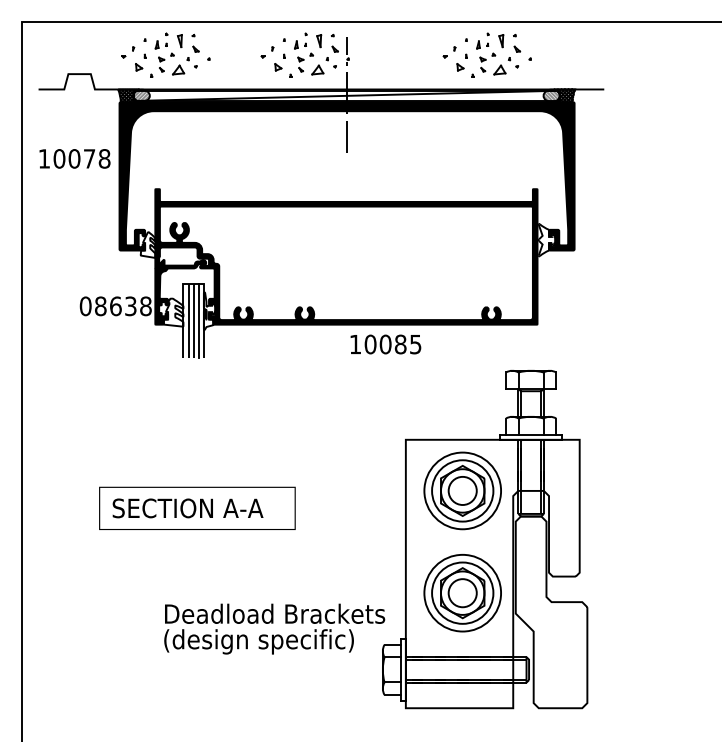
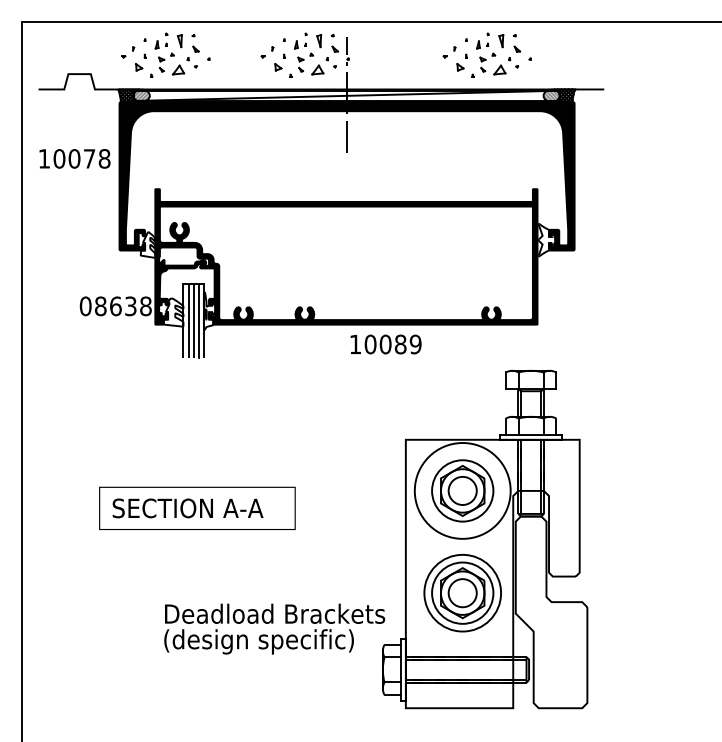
text: 10085 -> 10089 (415, 344)
circle diameter: 77 px -> 96 px (462, 490)
